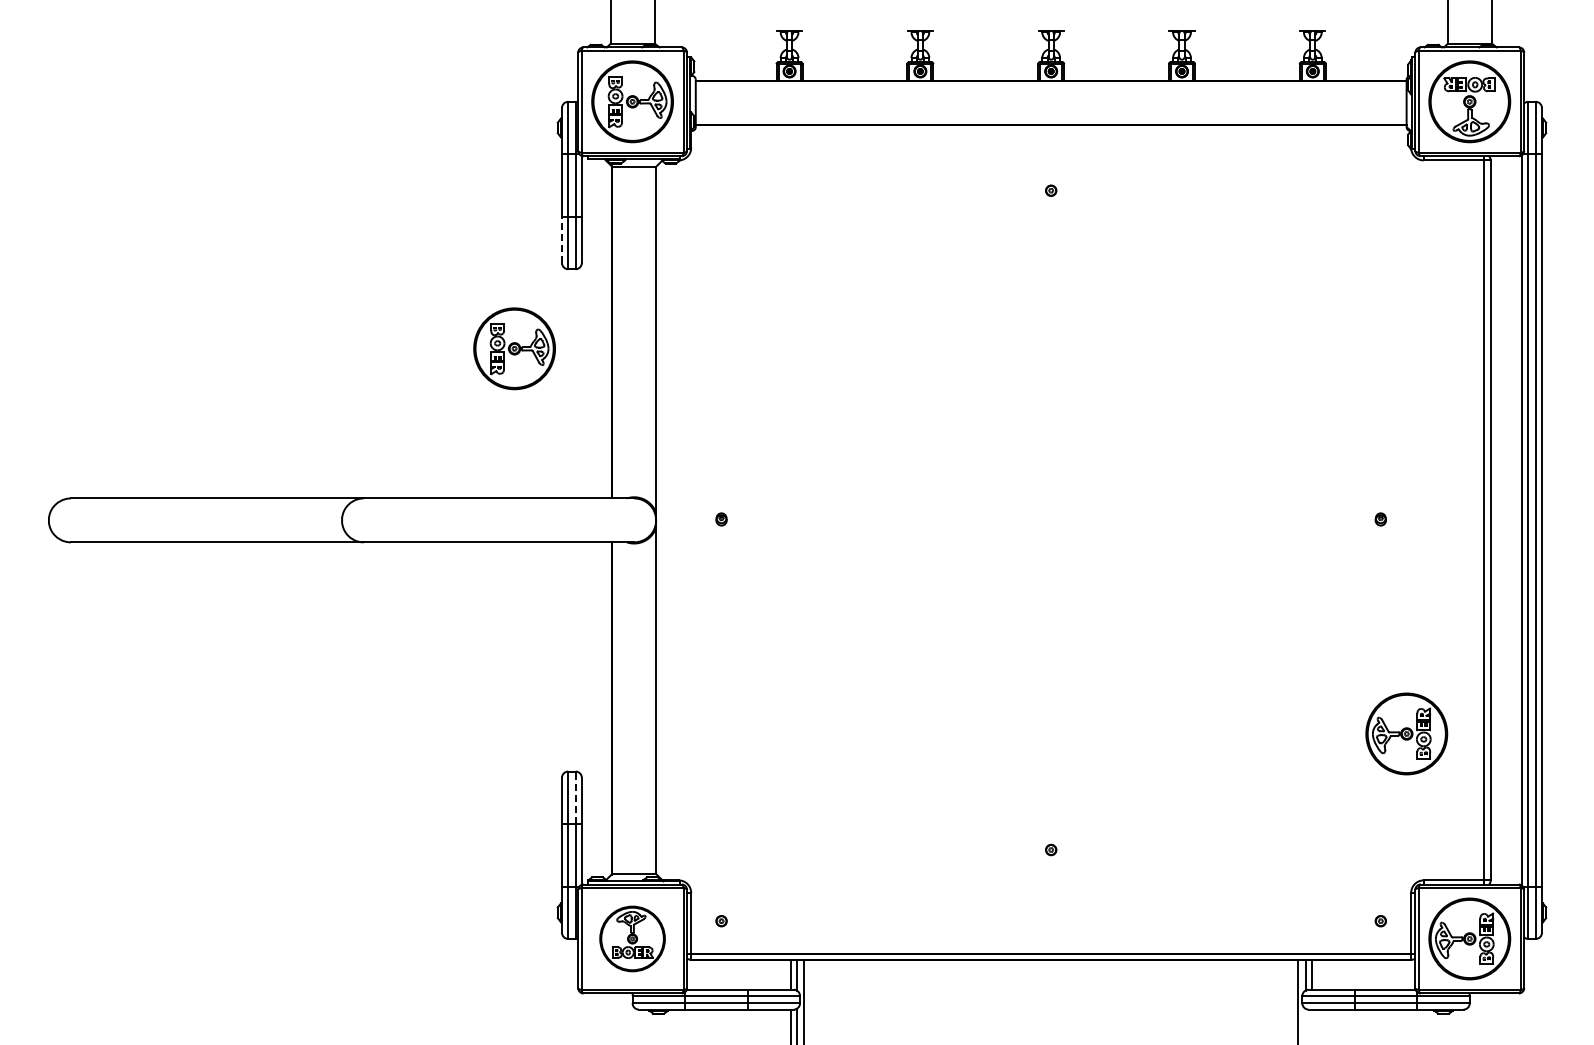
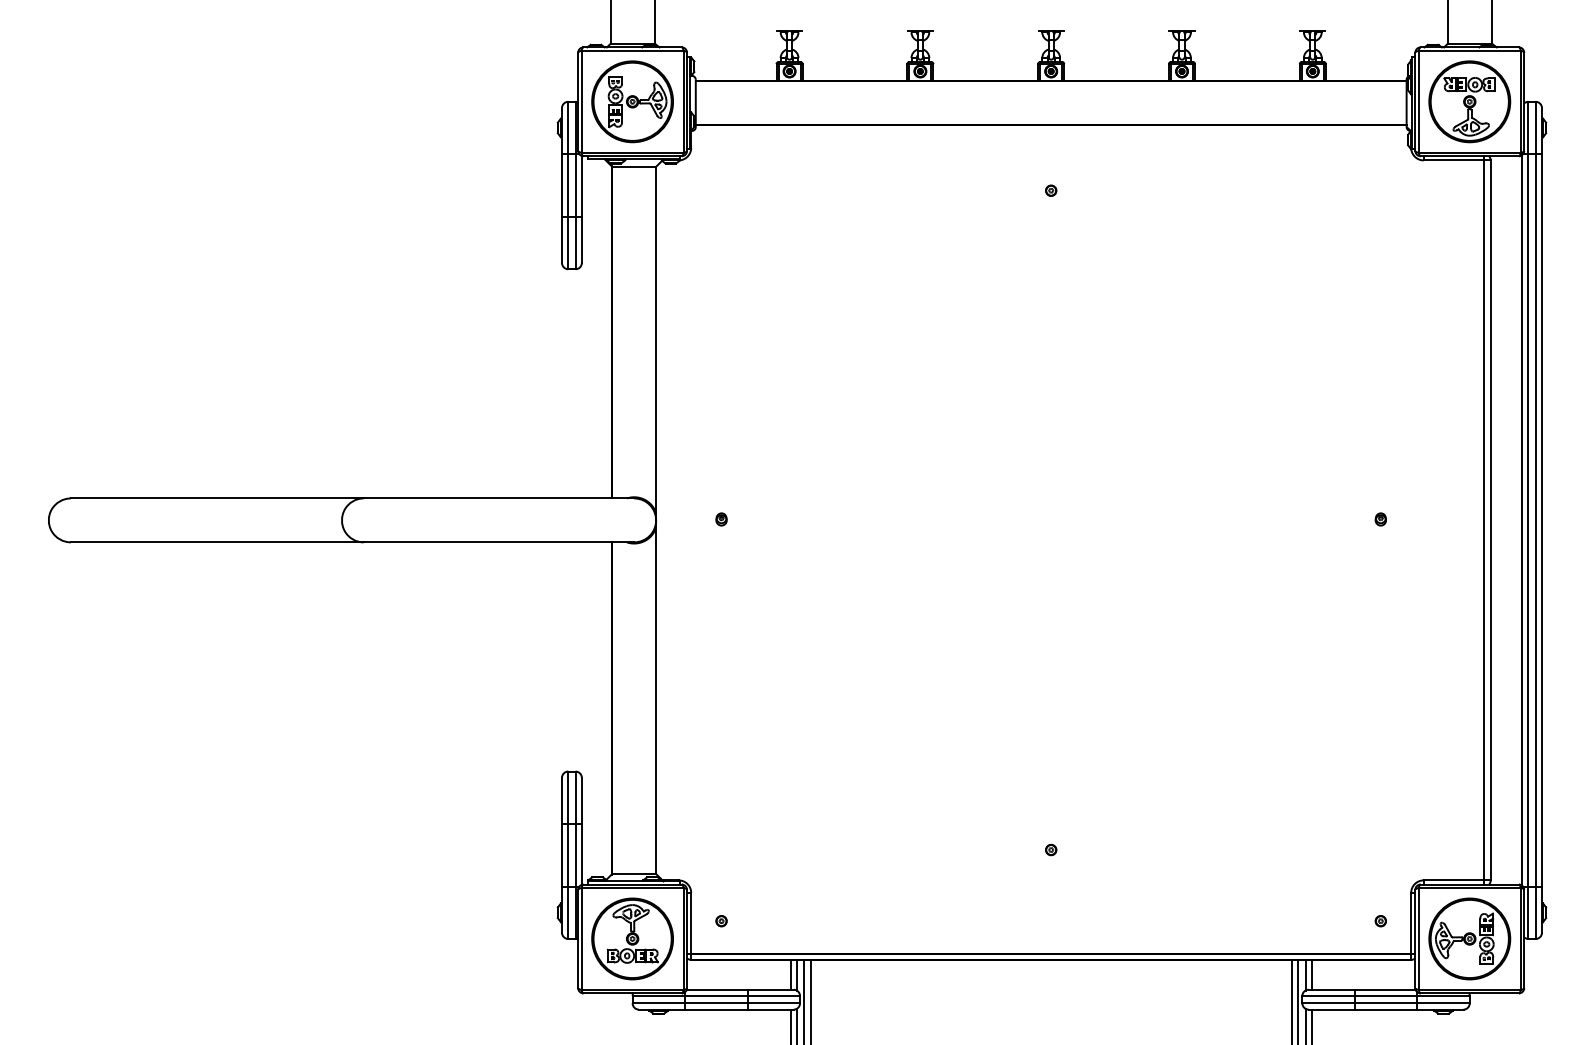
line: dashed -> solid (561, 239)
part: present -> none (514, 348)
part: present -> none (1406, 733)
line: dashed -> solid (575, 797)
part size: 67x68 px -> 83x84 px (632, 938)
line: none -> present (810, 1000)
line: none -> present (1291, 1000)
line: none -> present (1305, 1024)
line: none -> present (1311, 1024)
